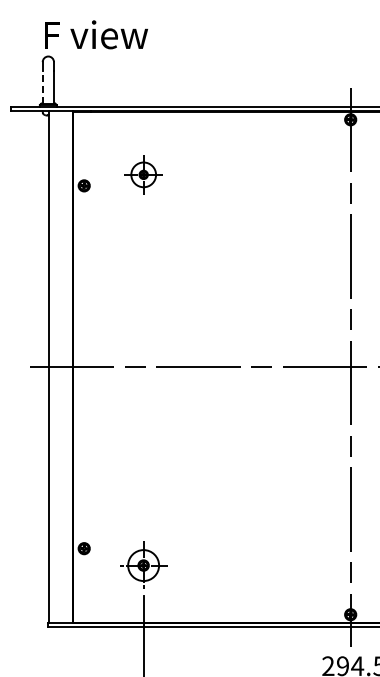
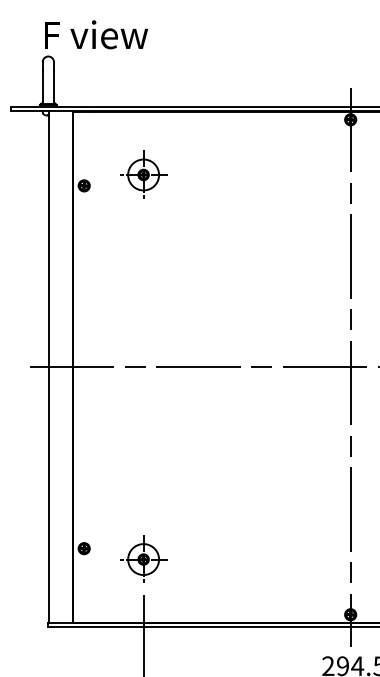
line: dashed -> solid (42, 87)
part size: 39x40 px -> 48x49 px (143, 174)
part position: (143, 564) -> (143, 558) (143, 558)
